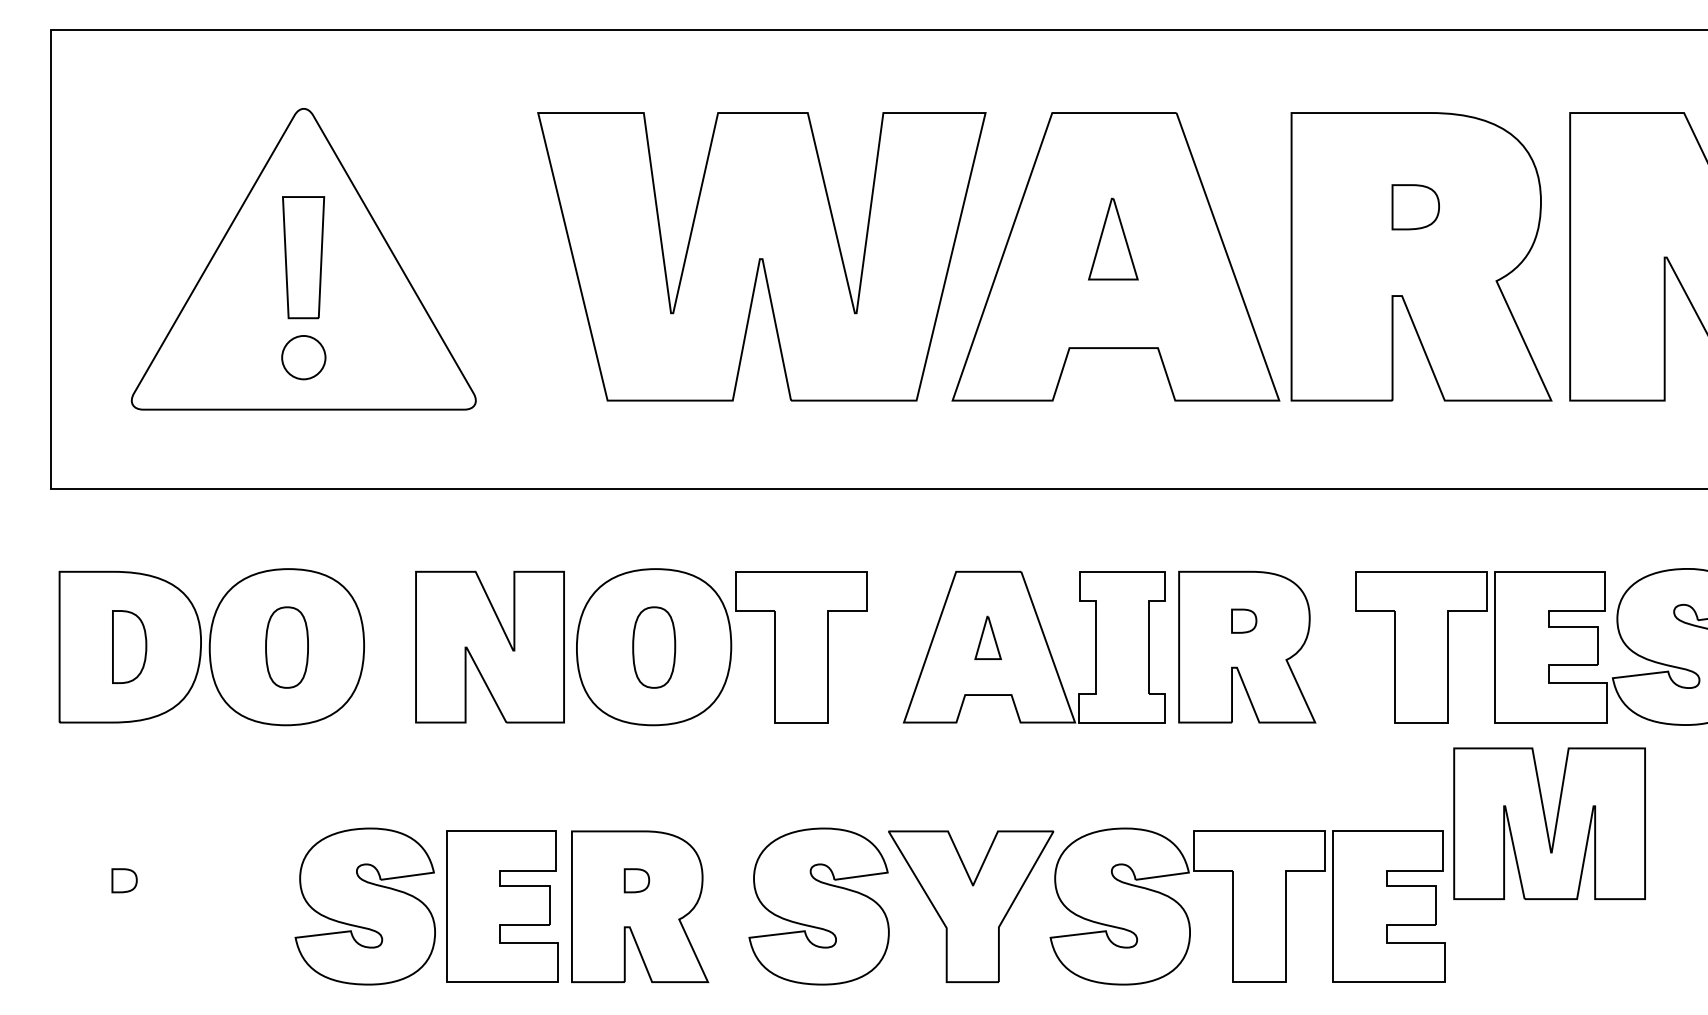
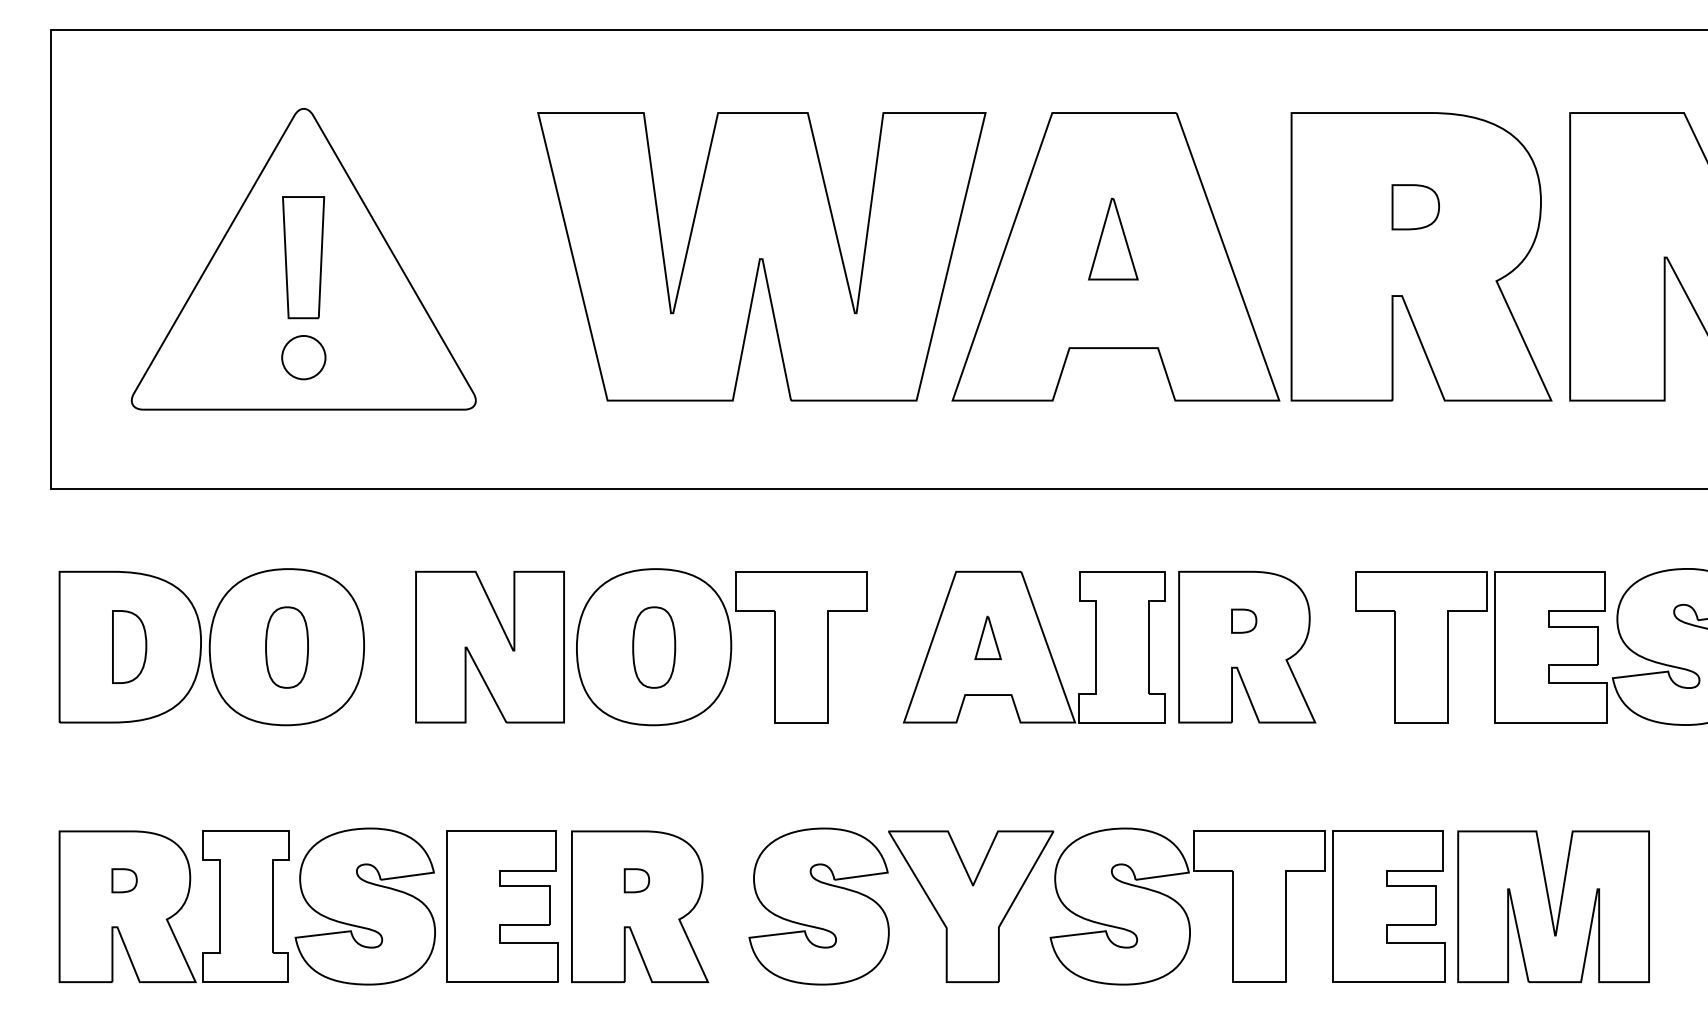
part position: (1549, 823) -> (1553, 906) (1553, 906)
part: none -> present (173, 906)
